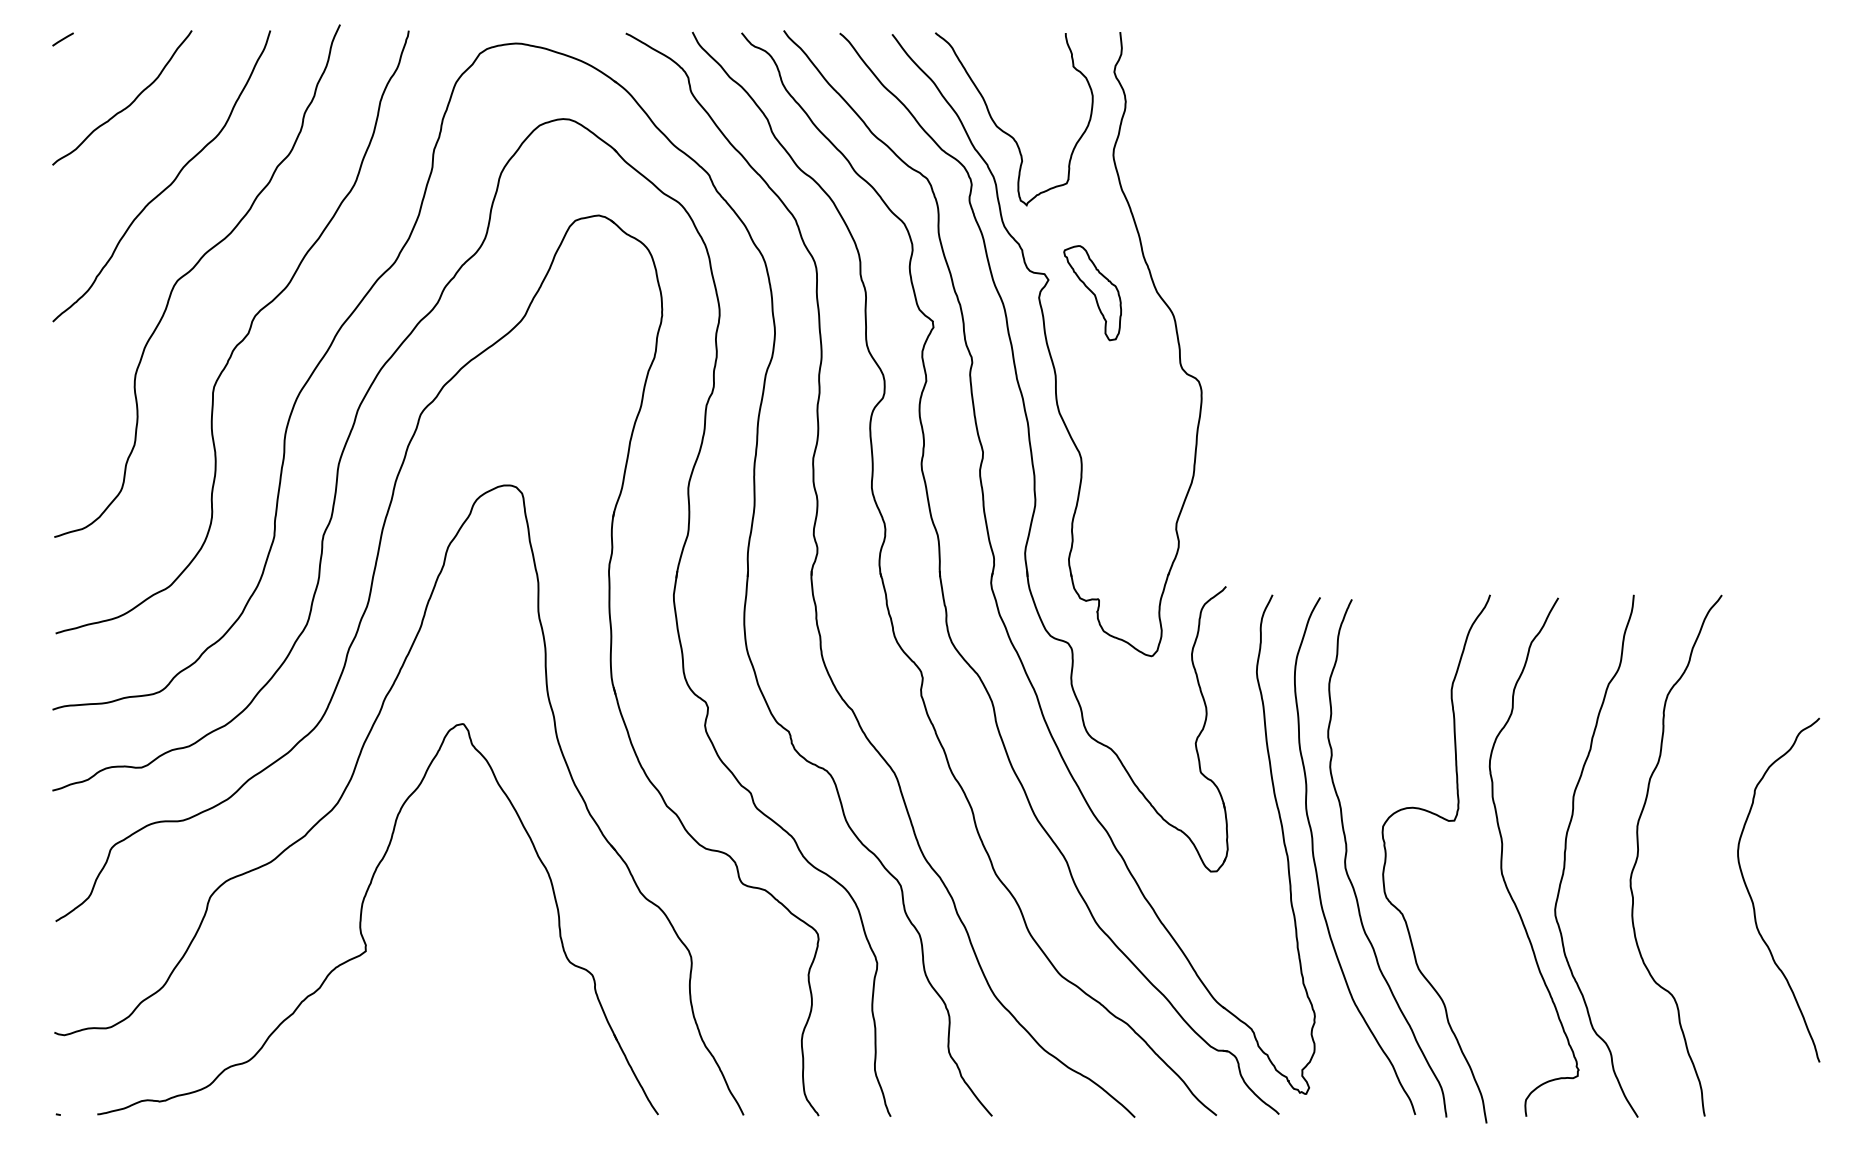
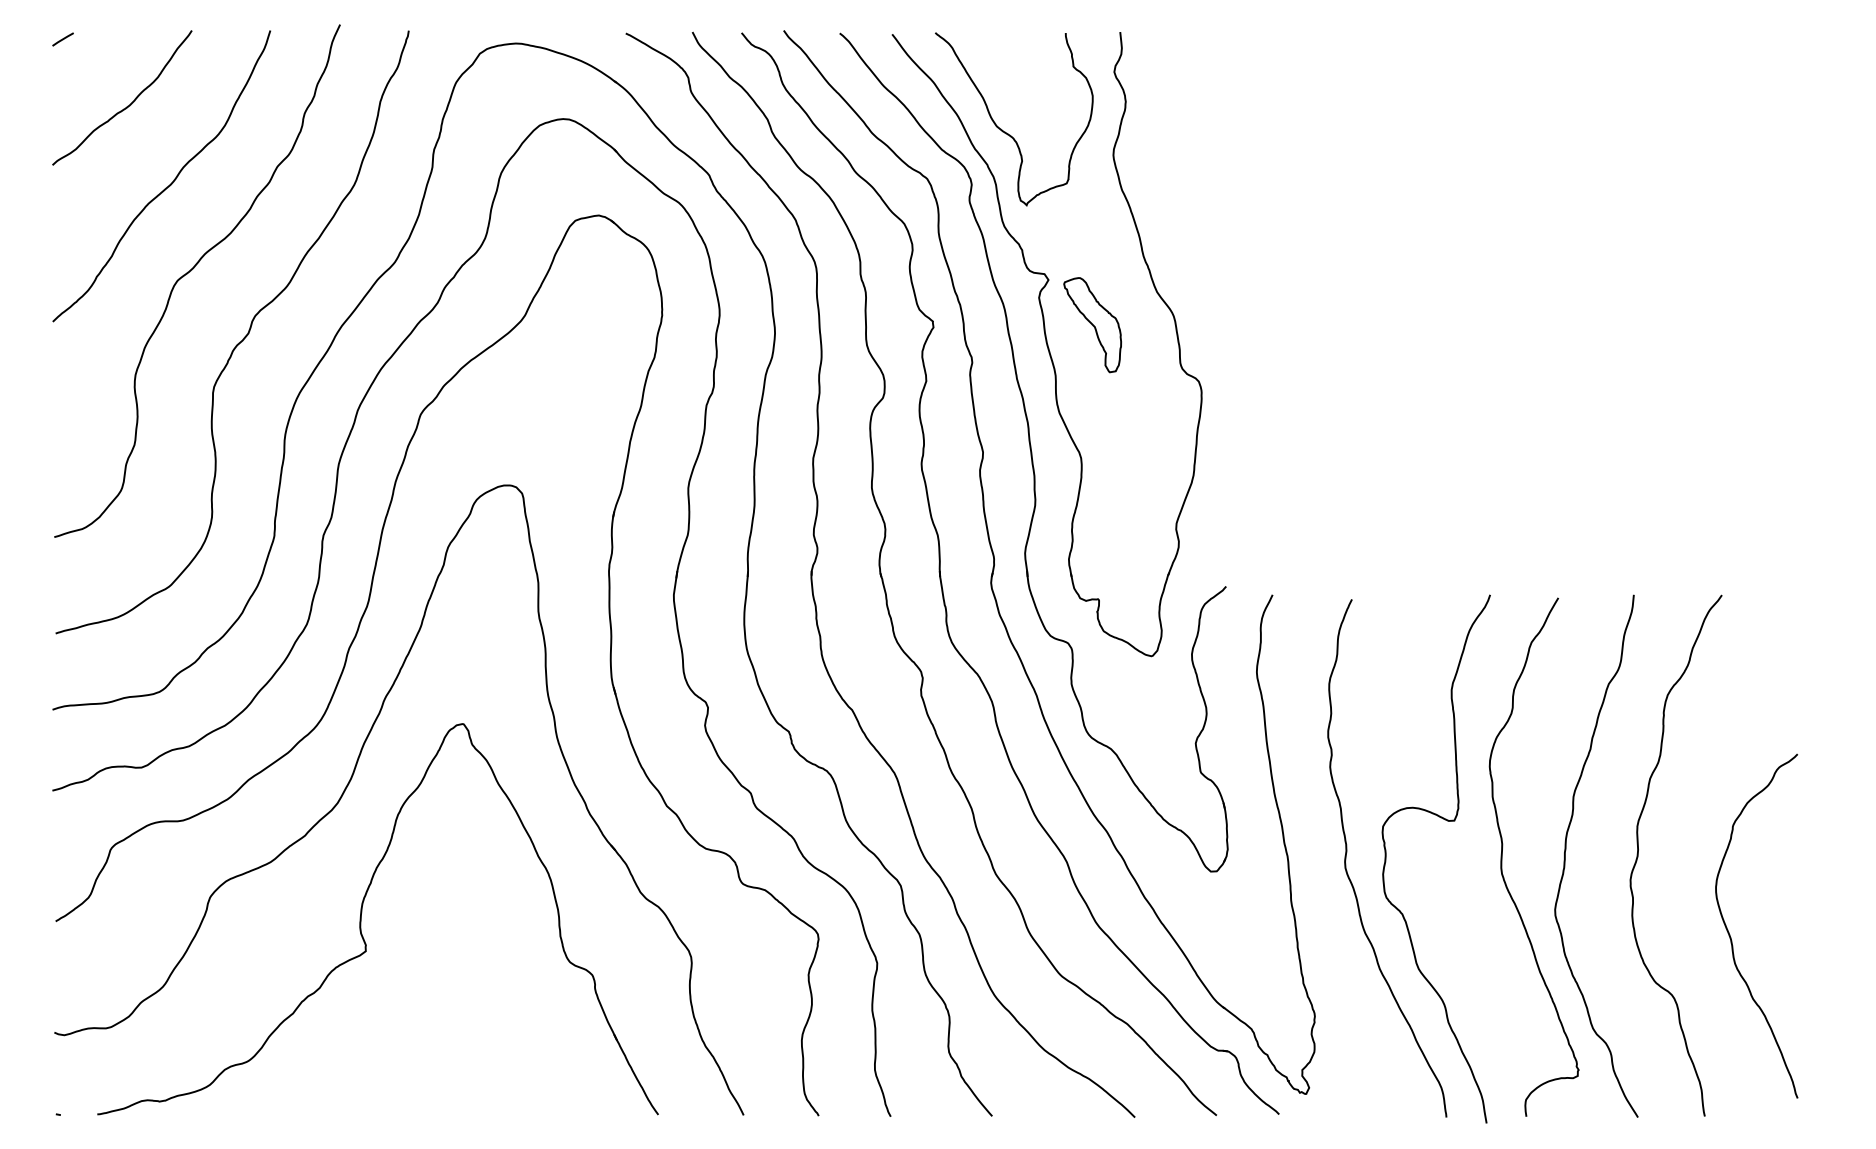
part position: (1092, 293) -> (1092, 325) (1092, 325)
curve: present -> none (1316, 865)
curve position: (1752, 898) -> (1730, 934) (1730, 934)
